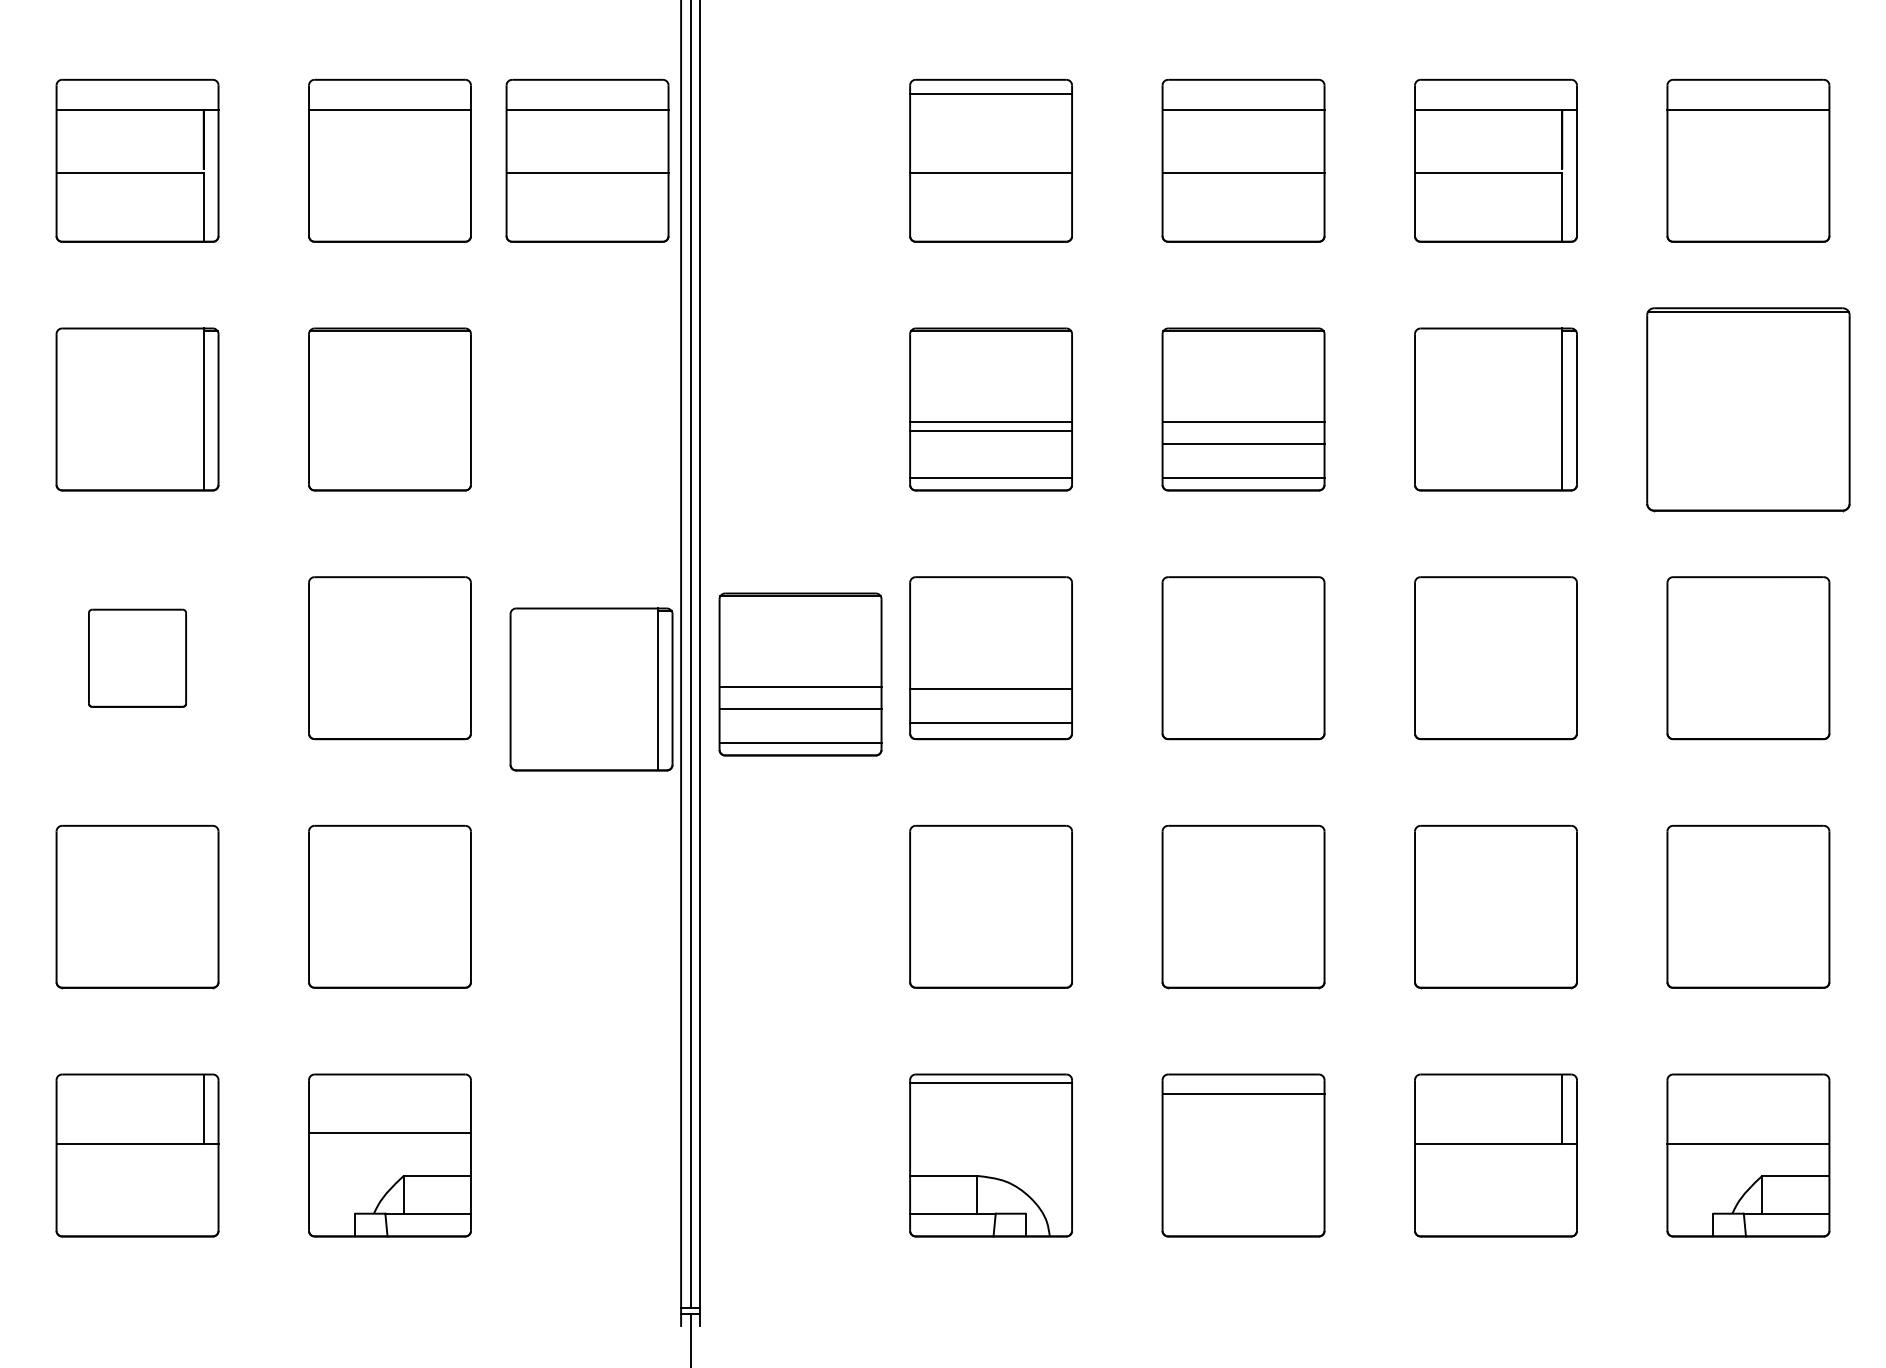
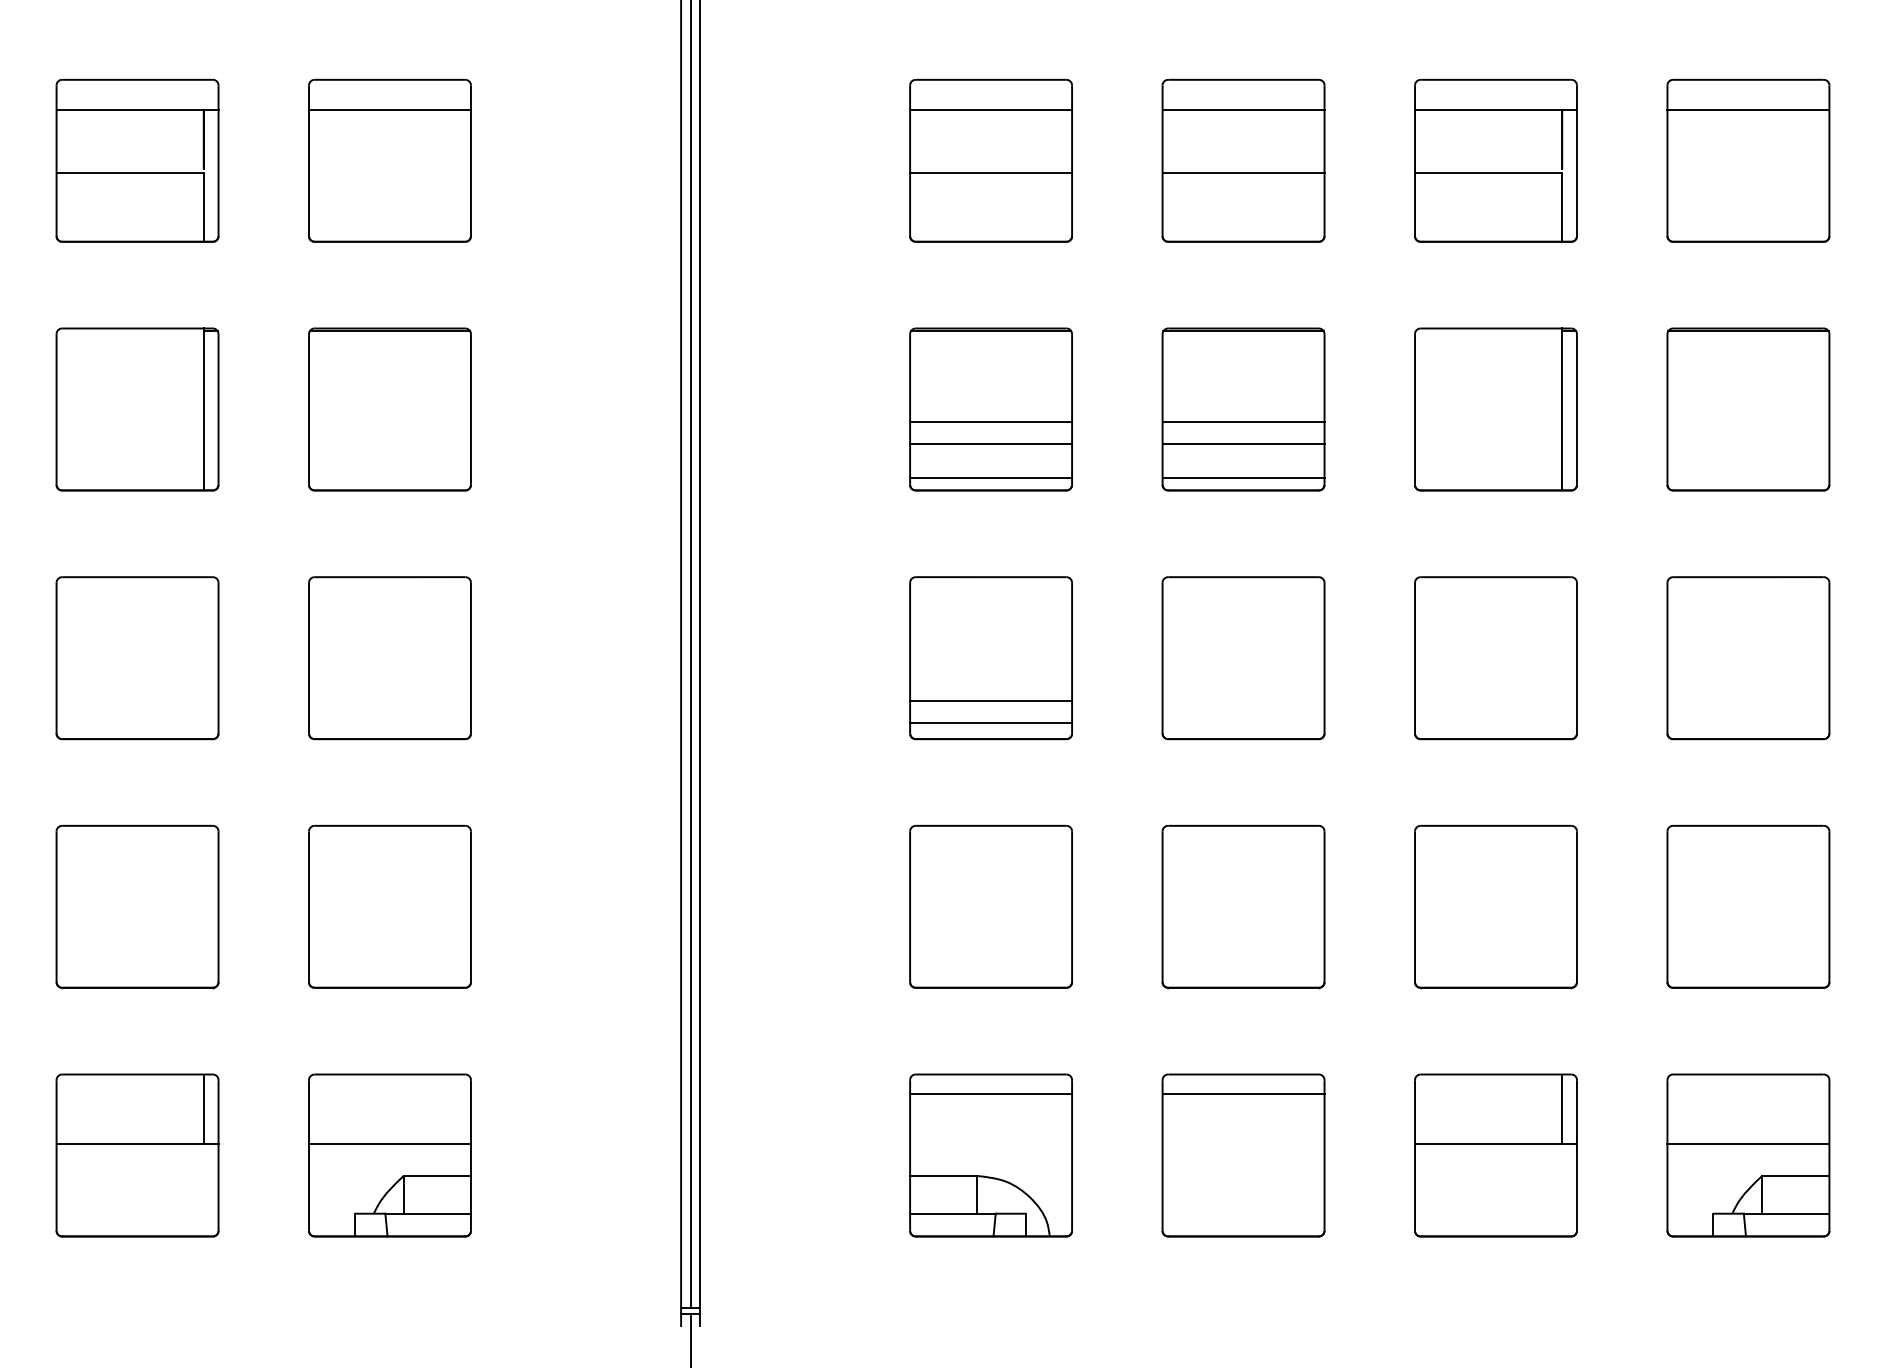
line position: (991, 93) -> (991, 109) (991, 109)
part: present -> none (587, 160)
part size: 205x206 px -> 165x165 px (1748, 409)
line position: (991, 431) -> (991, 444) (991, 444)
part size: 99x100 px -> 165x165 px (137, 658)
part: present -> none (800, 674)
line position: (991, 688) -> (991, 700) (991, 700)
part: present -> none (591, 689)
line position: (991, 1083) -> (991, 1094) (991, 1094)
line position: (389, 1132) -> (389, 1143) (389, 1143)
